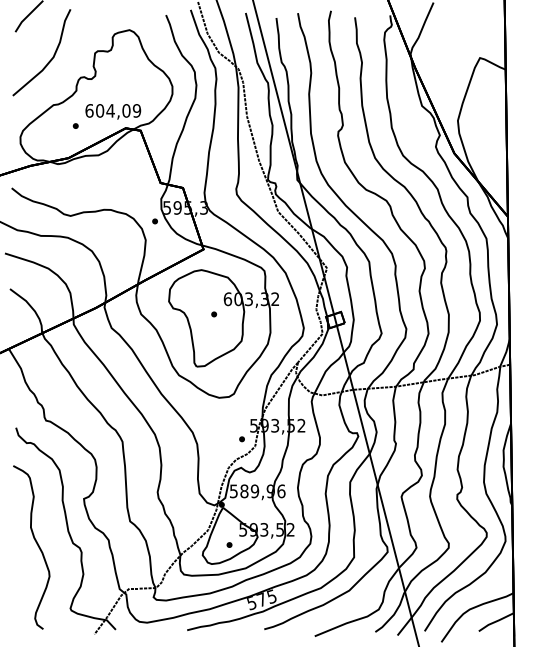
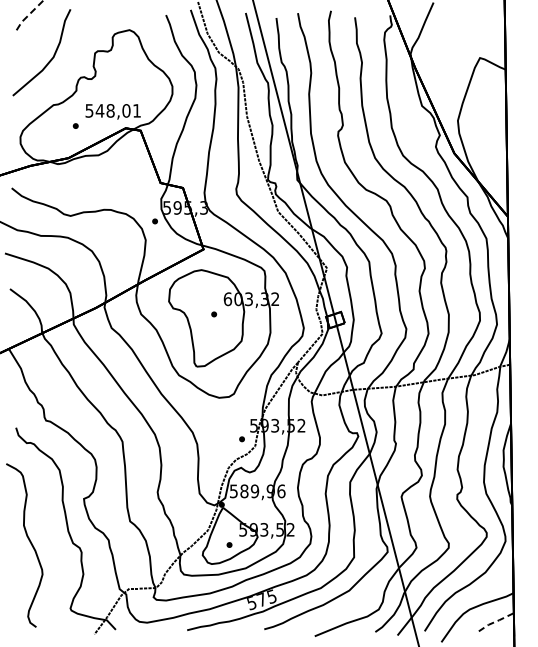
line: solid -> dashed (28, 15)
text: 604,09 -> 548,01 (113, 110)
curve position: (36, 544) -> (29, 542) (29, 542)
line: solid -> dashed (495, 621)
